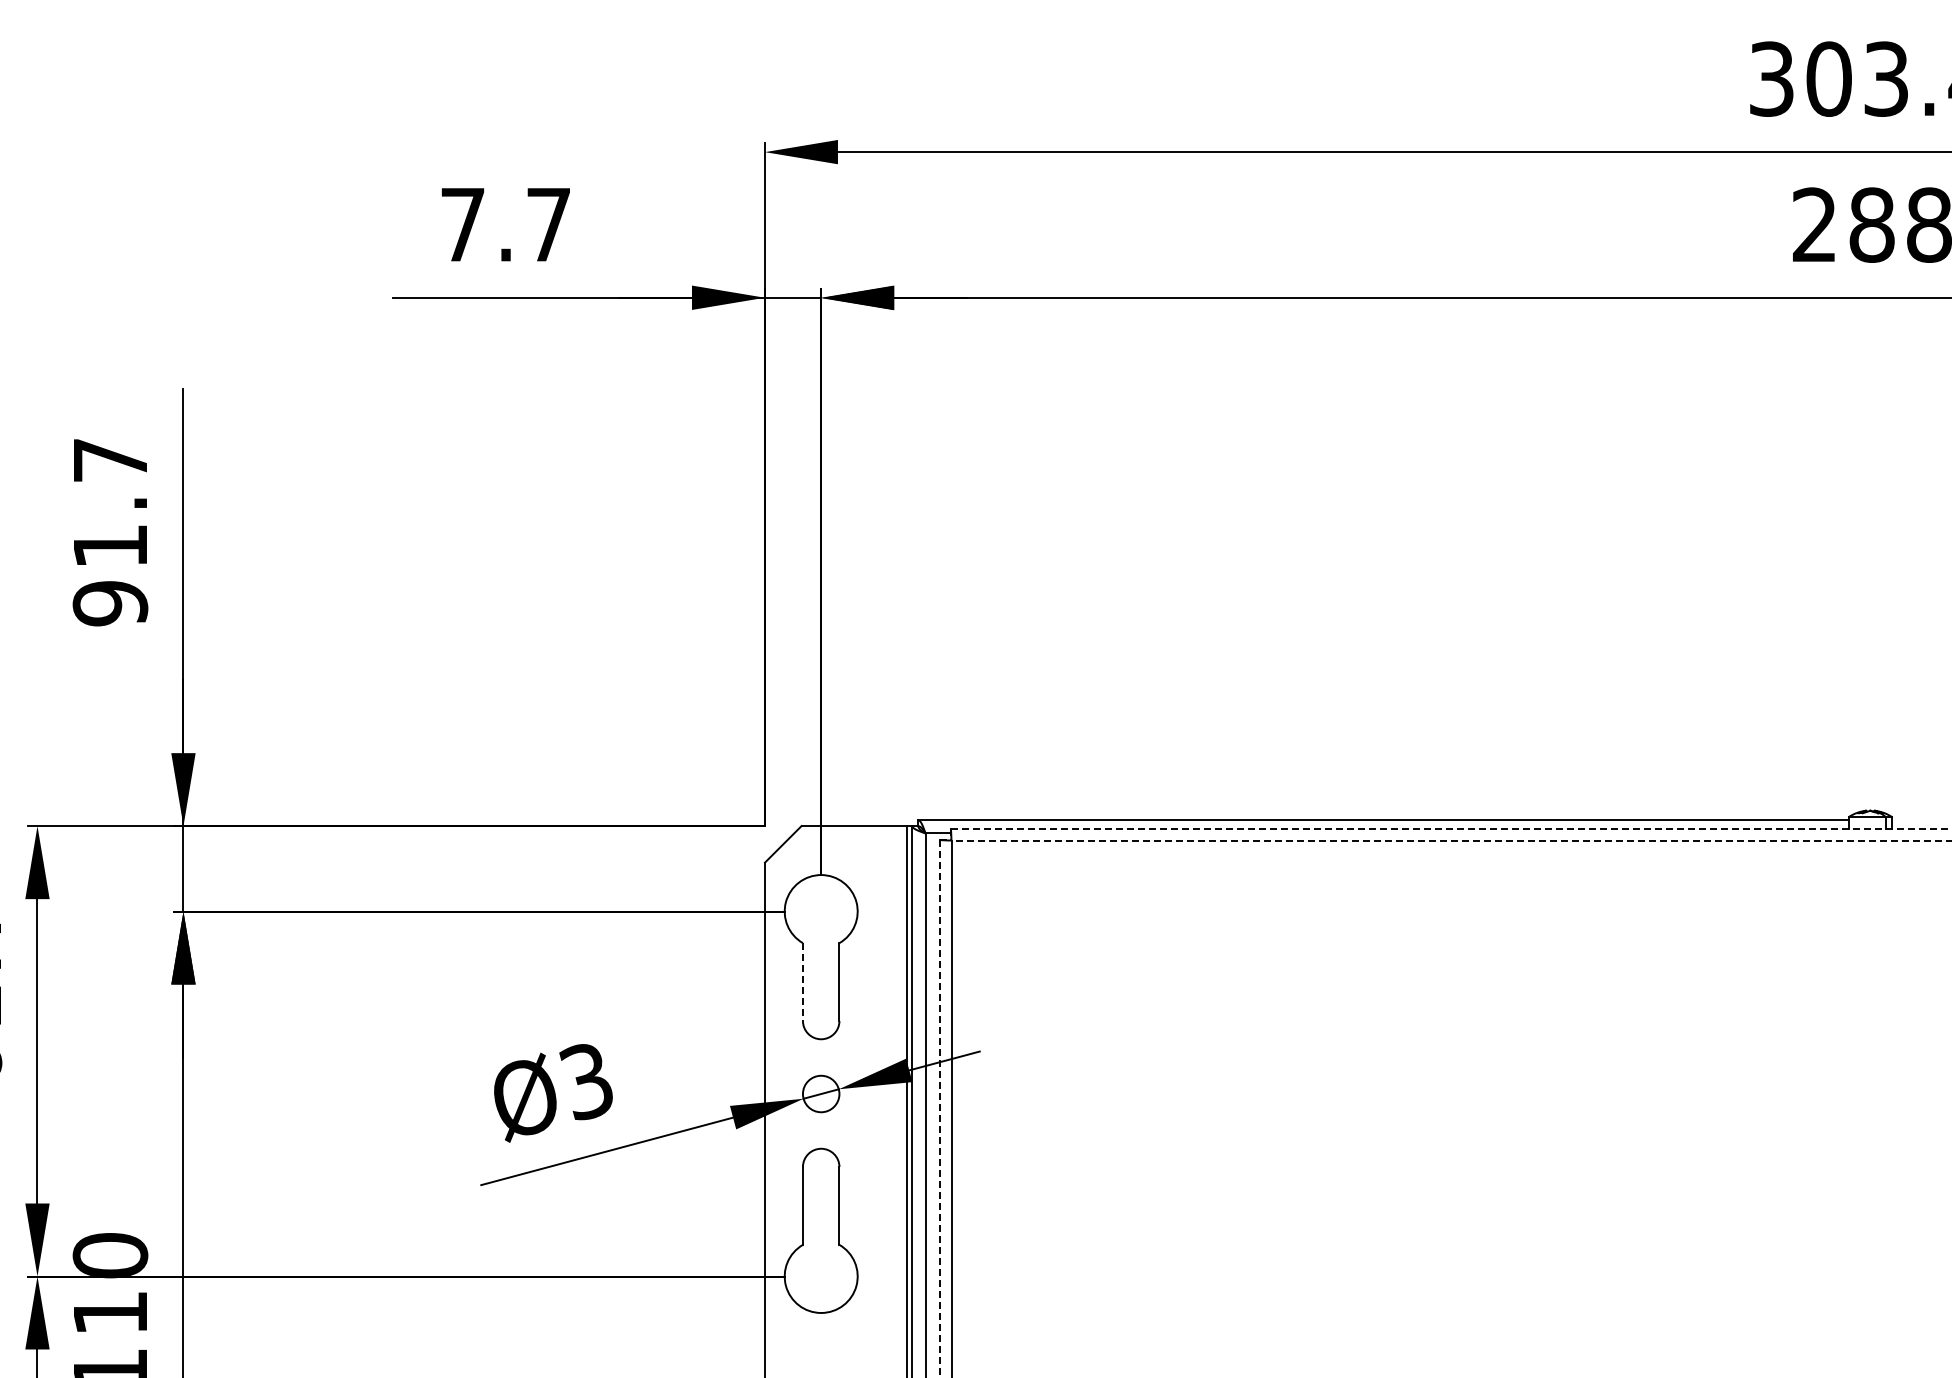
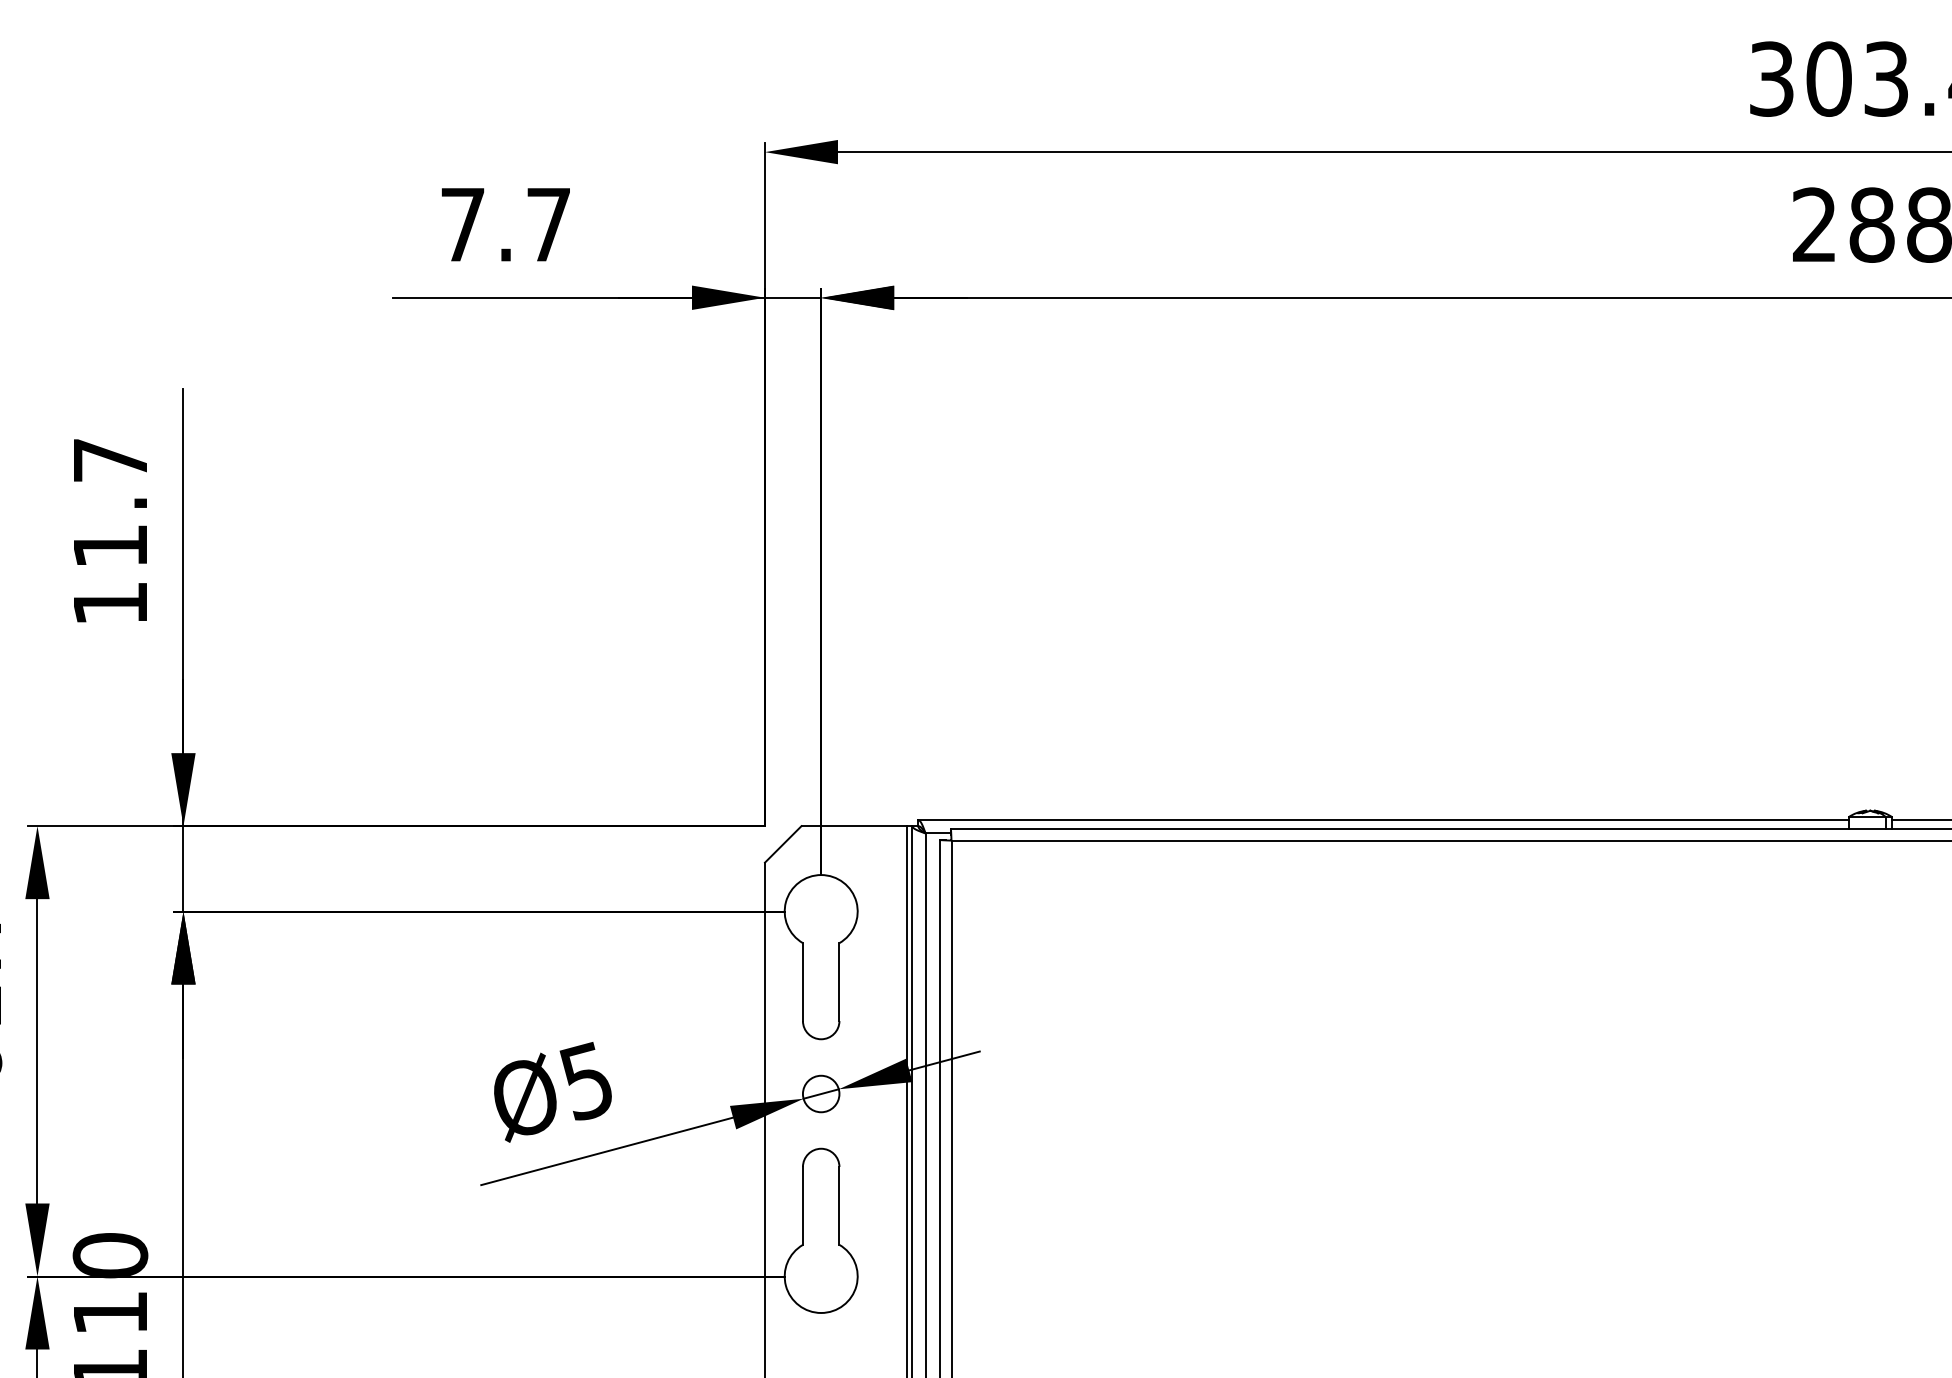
text: 91.7 -> 11.7 (110, 603)
line: none -> present (1920, 820)
line: dashed -> solid (1451, 828)
line: dashed -> solid (1451, 840)
line: dashed -> solid (802, 982)
text: Ø3 -> Ø5 (585, 1081)
line: dashed -> solid (939, 1108)
